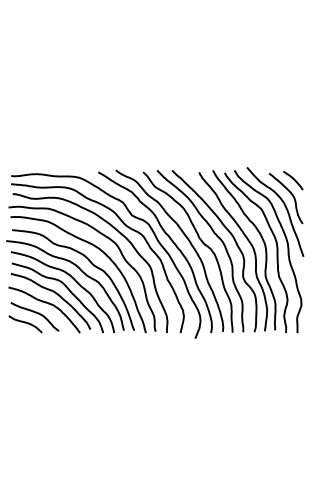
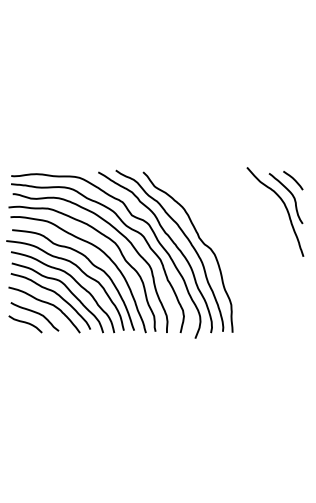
part: present -> none (229, 251)
